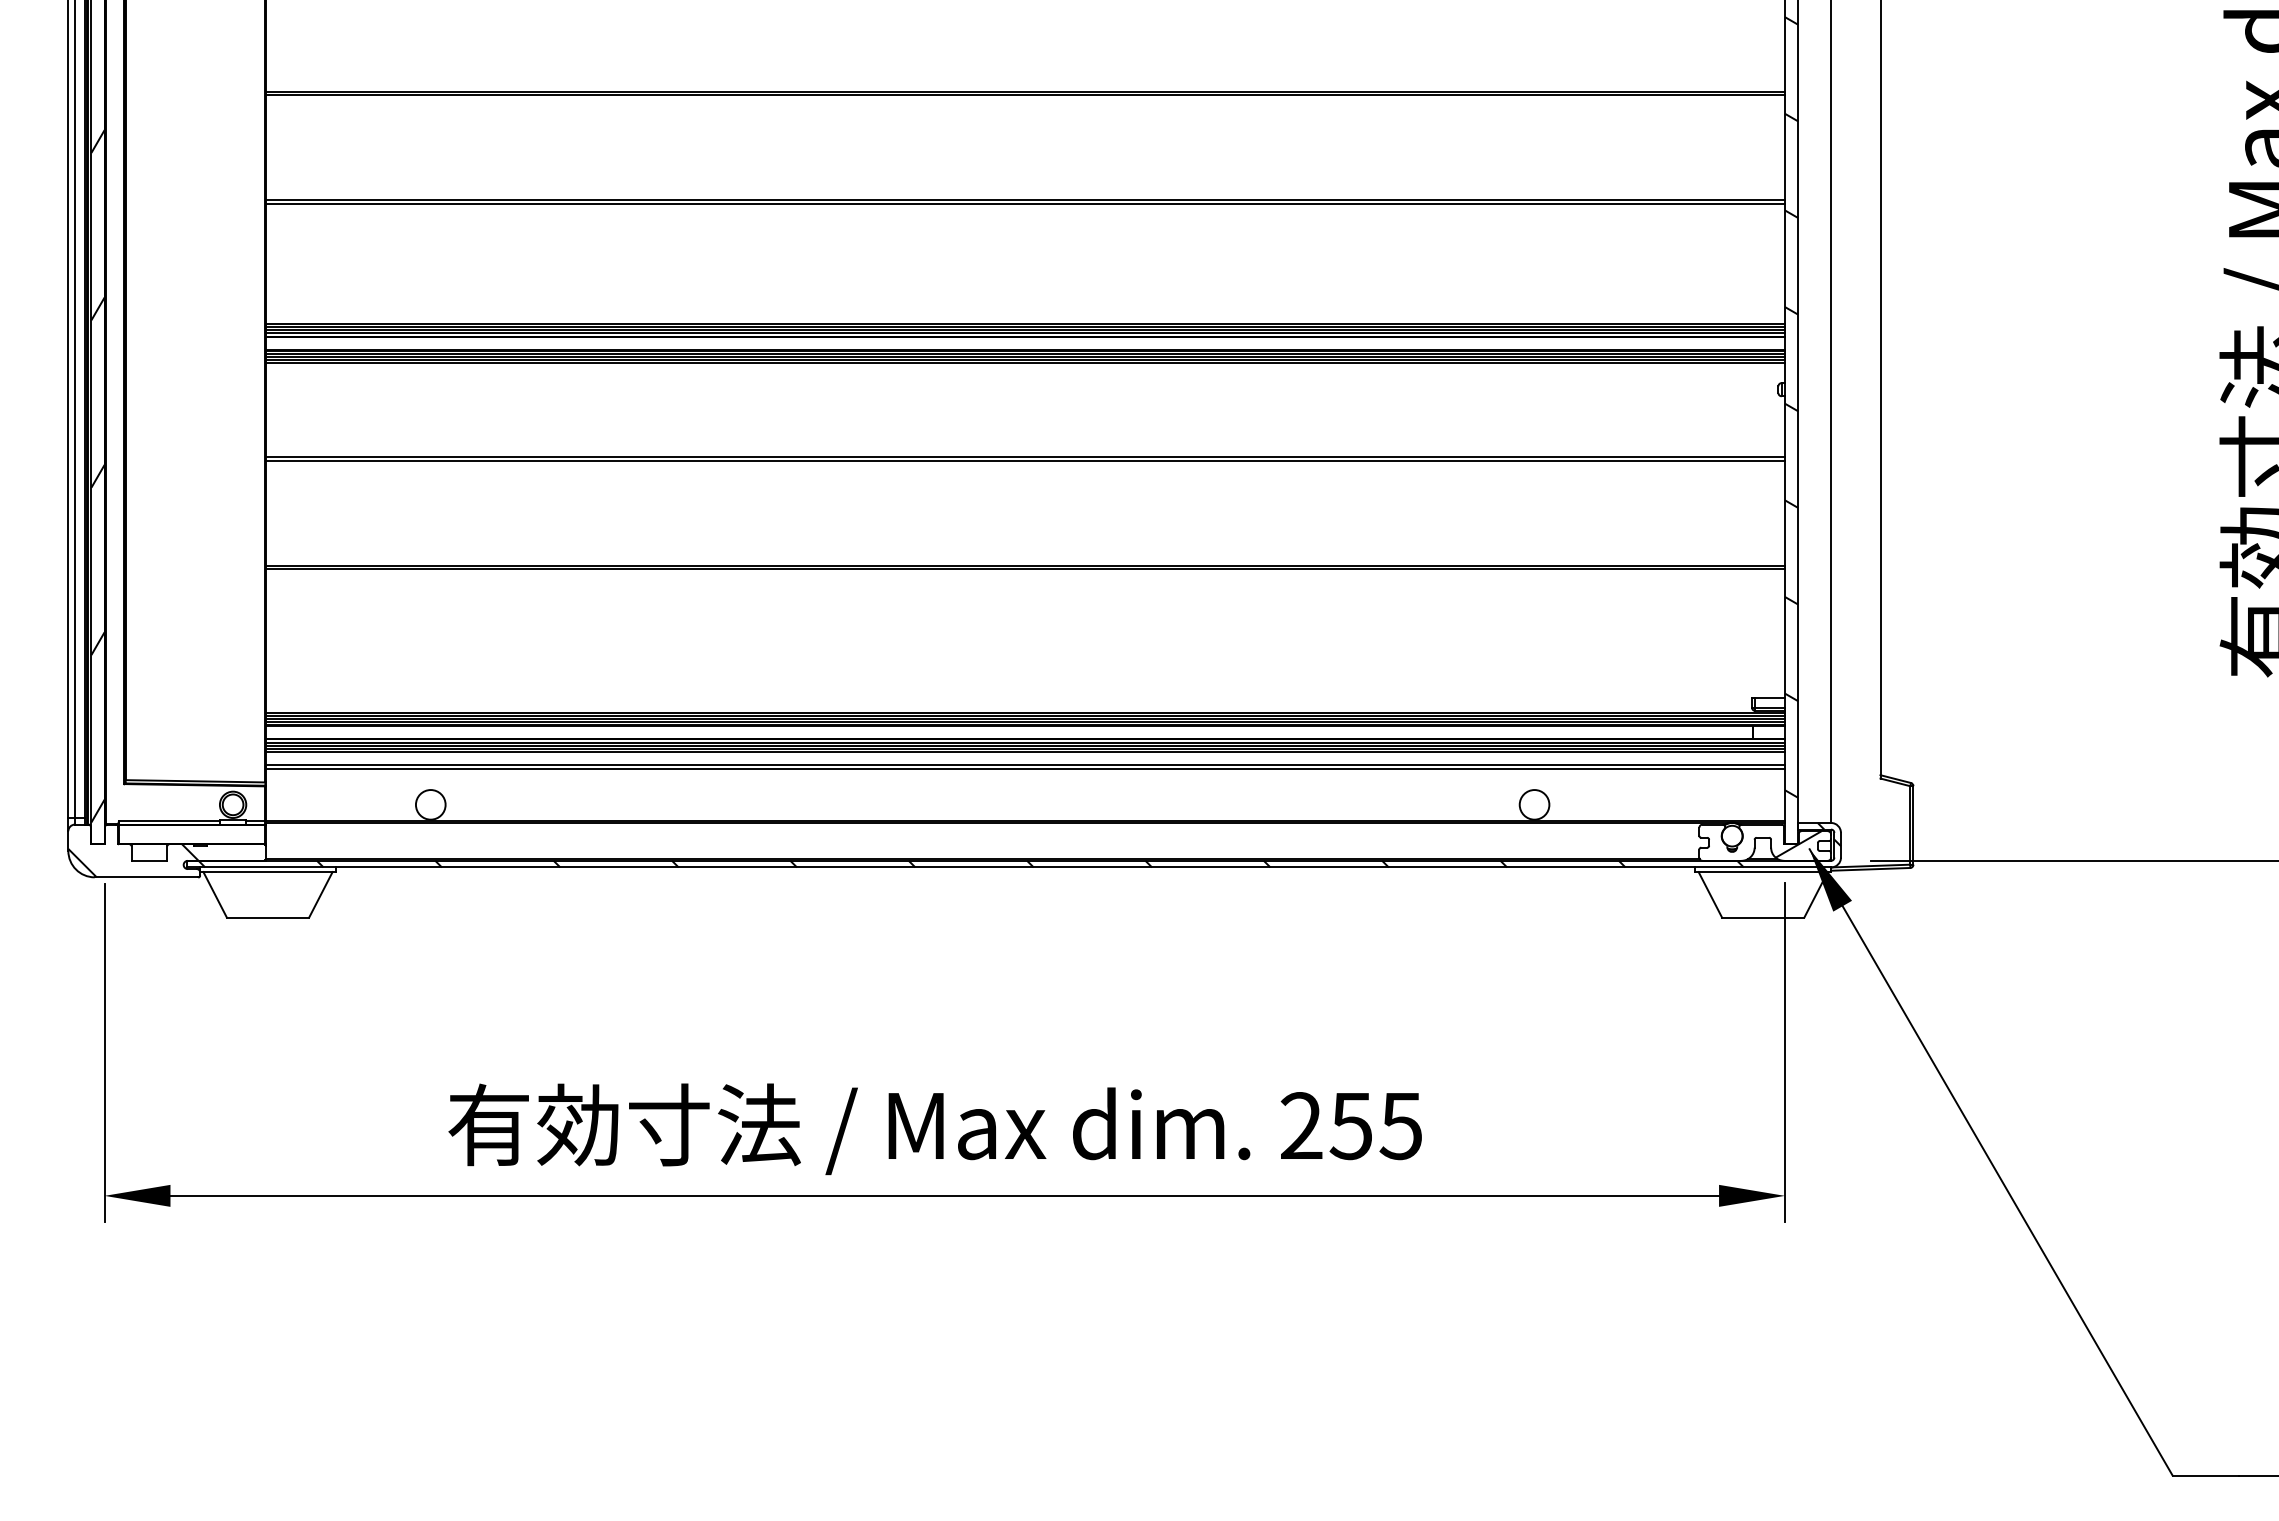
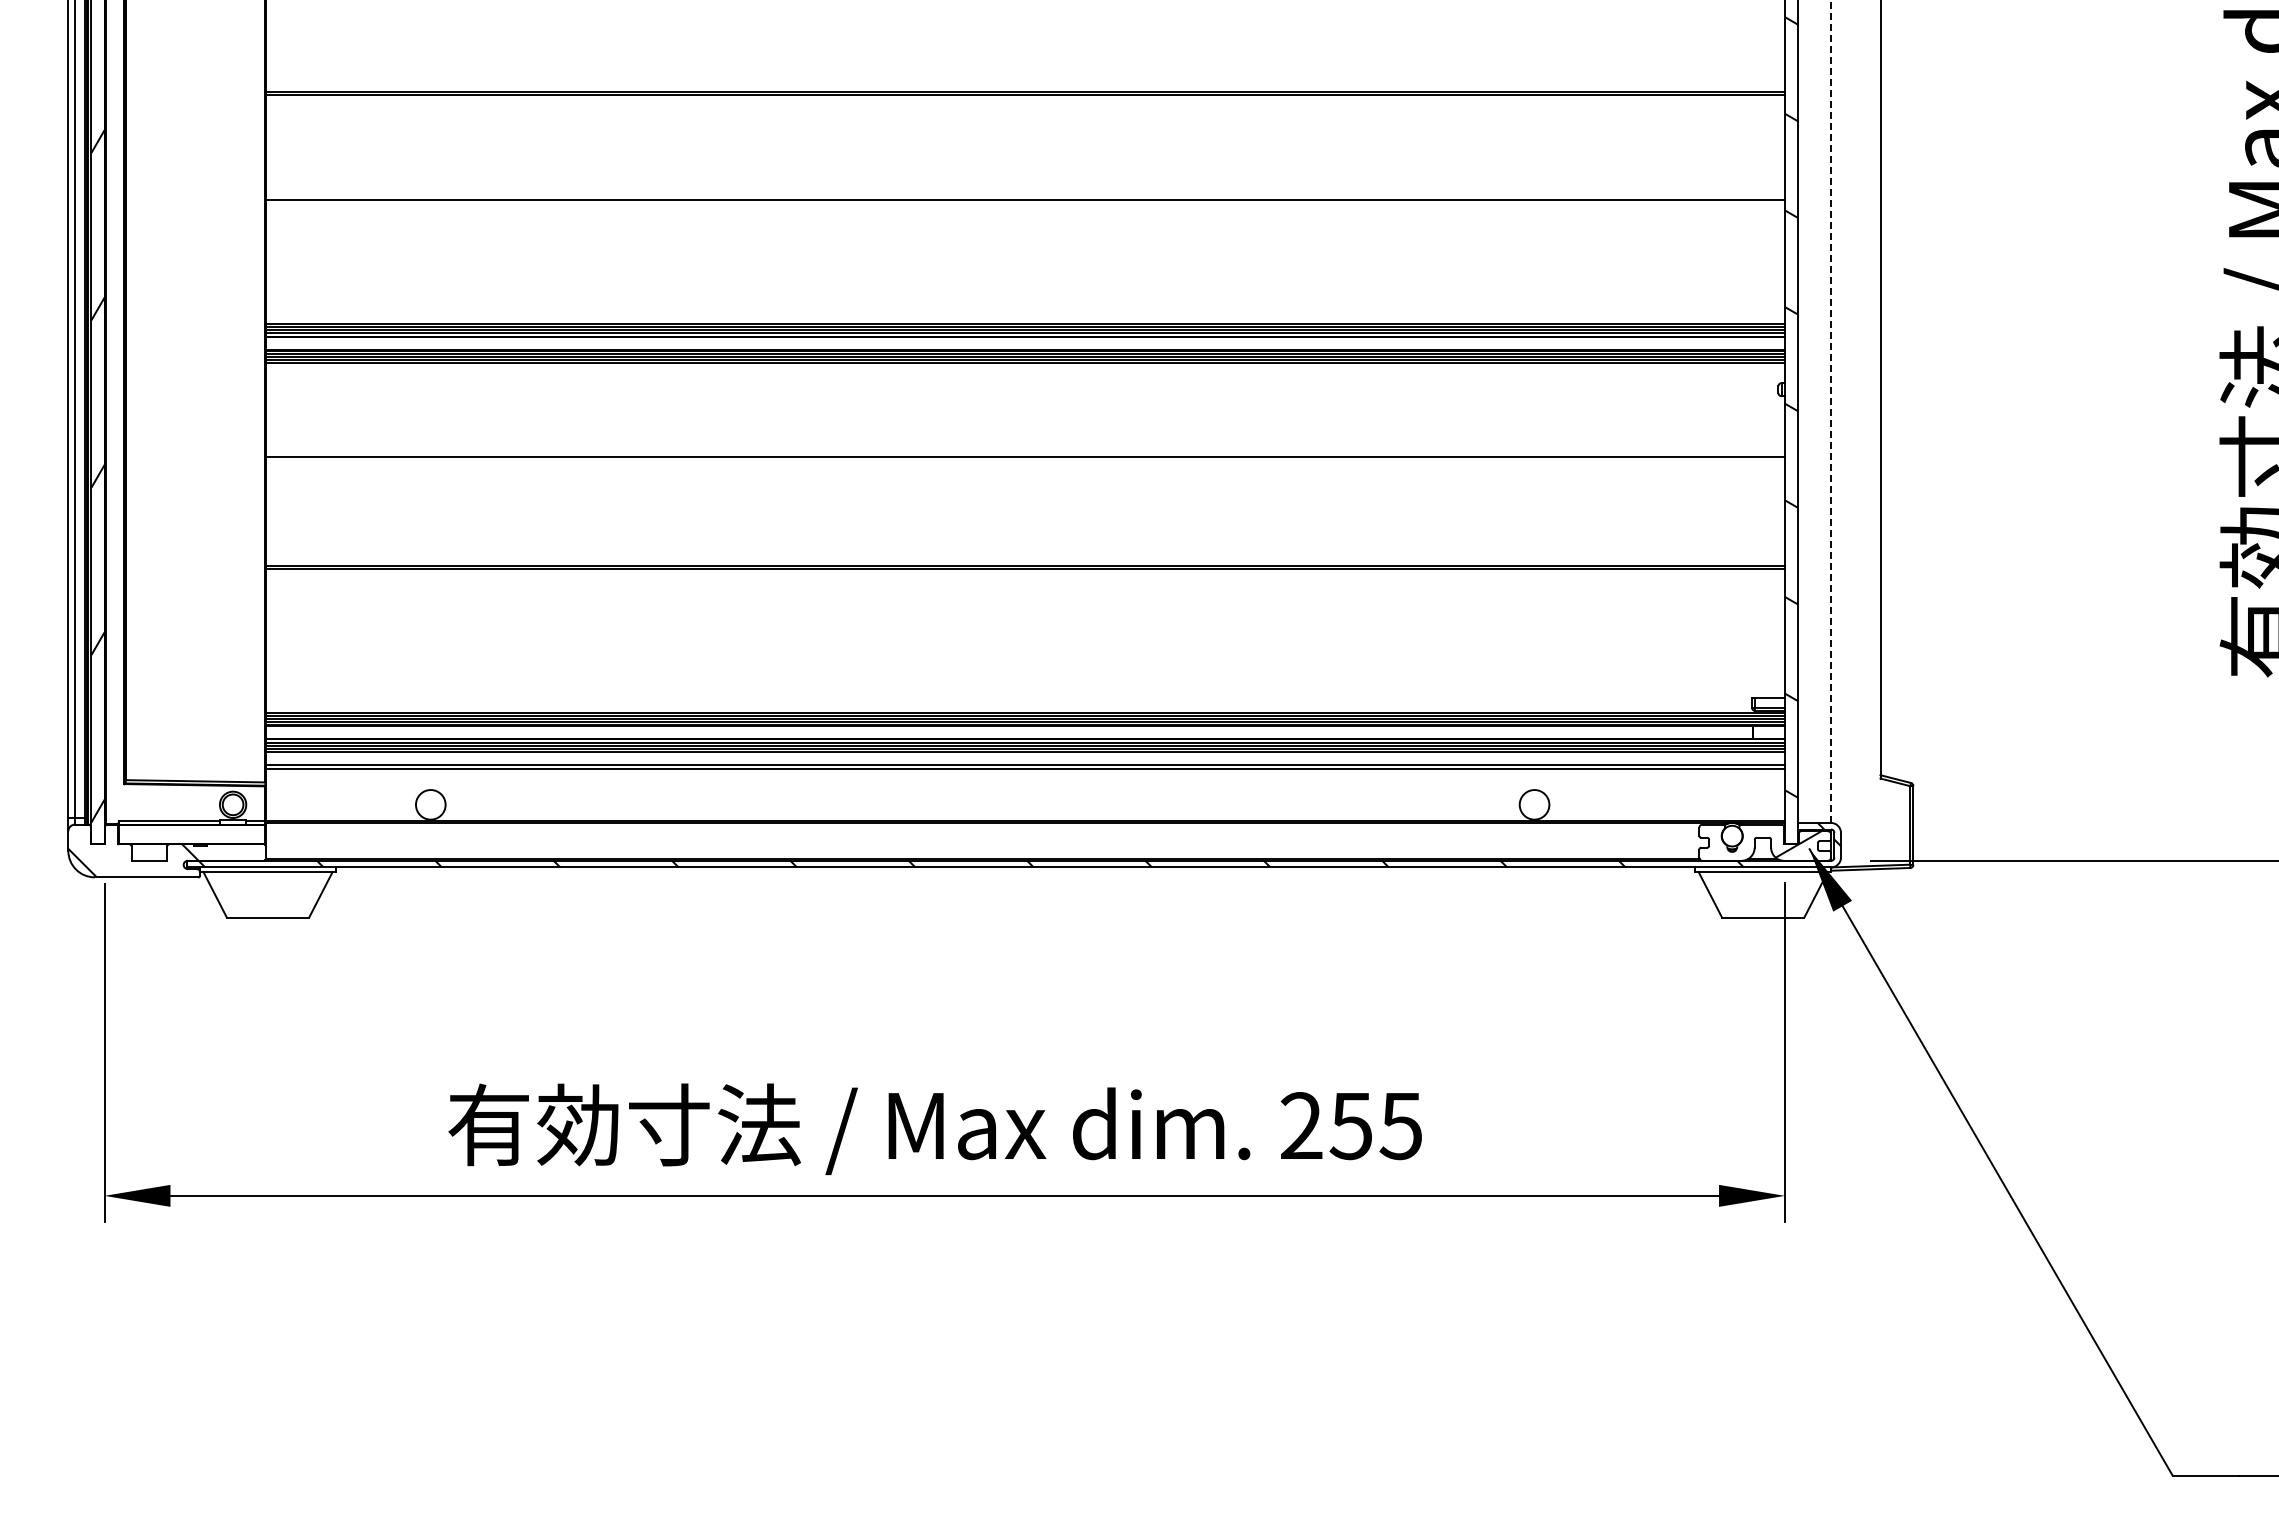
line: present -> none (1025, 203)
line: solid -> dashed (1831, 411)
line: present -> none (1025, 460)
